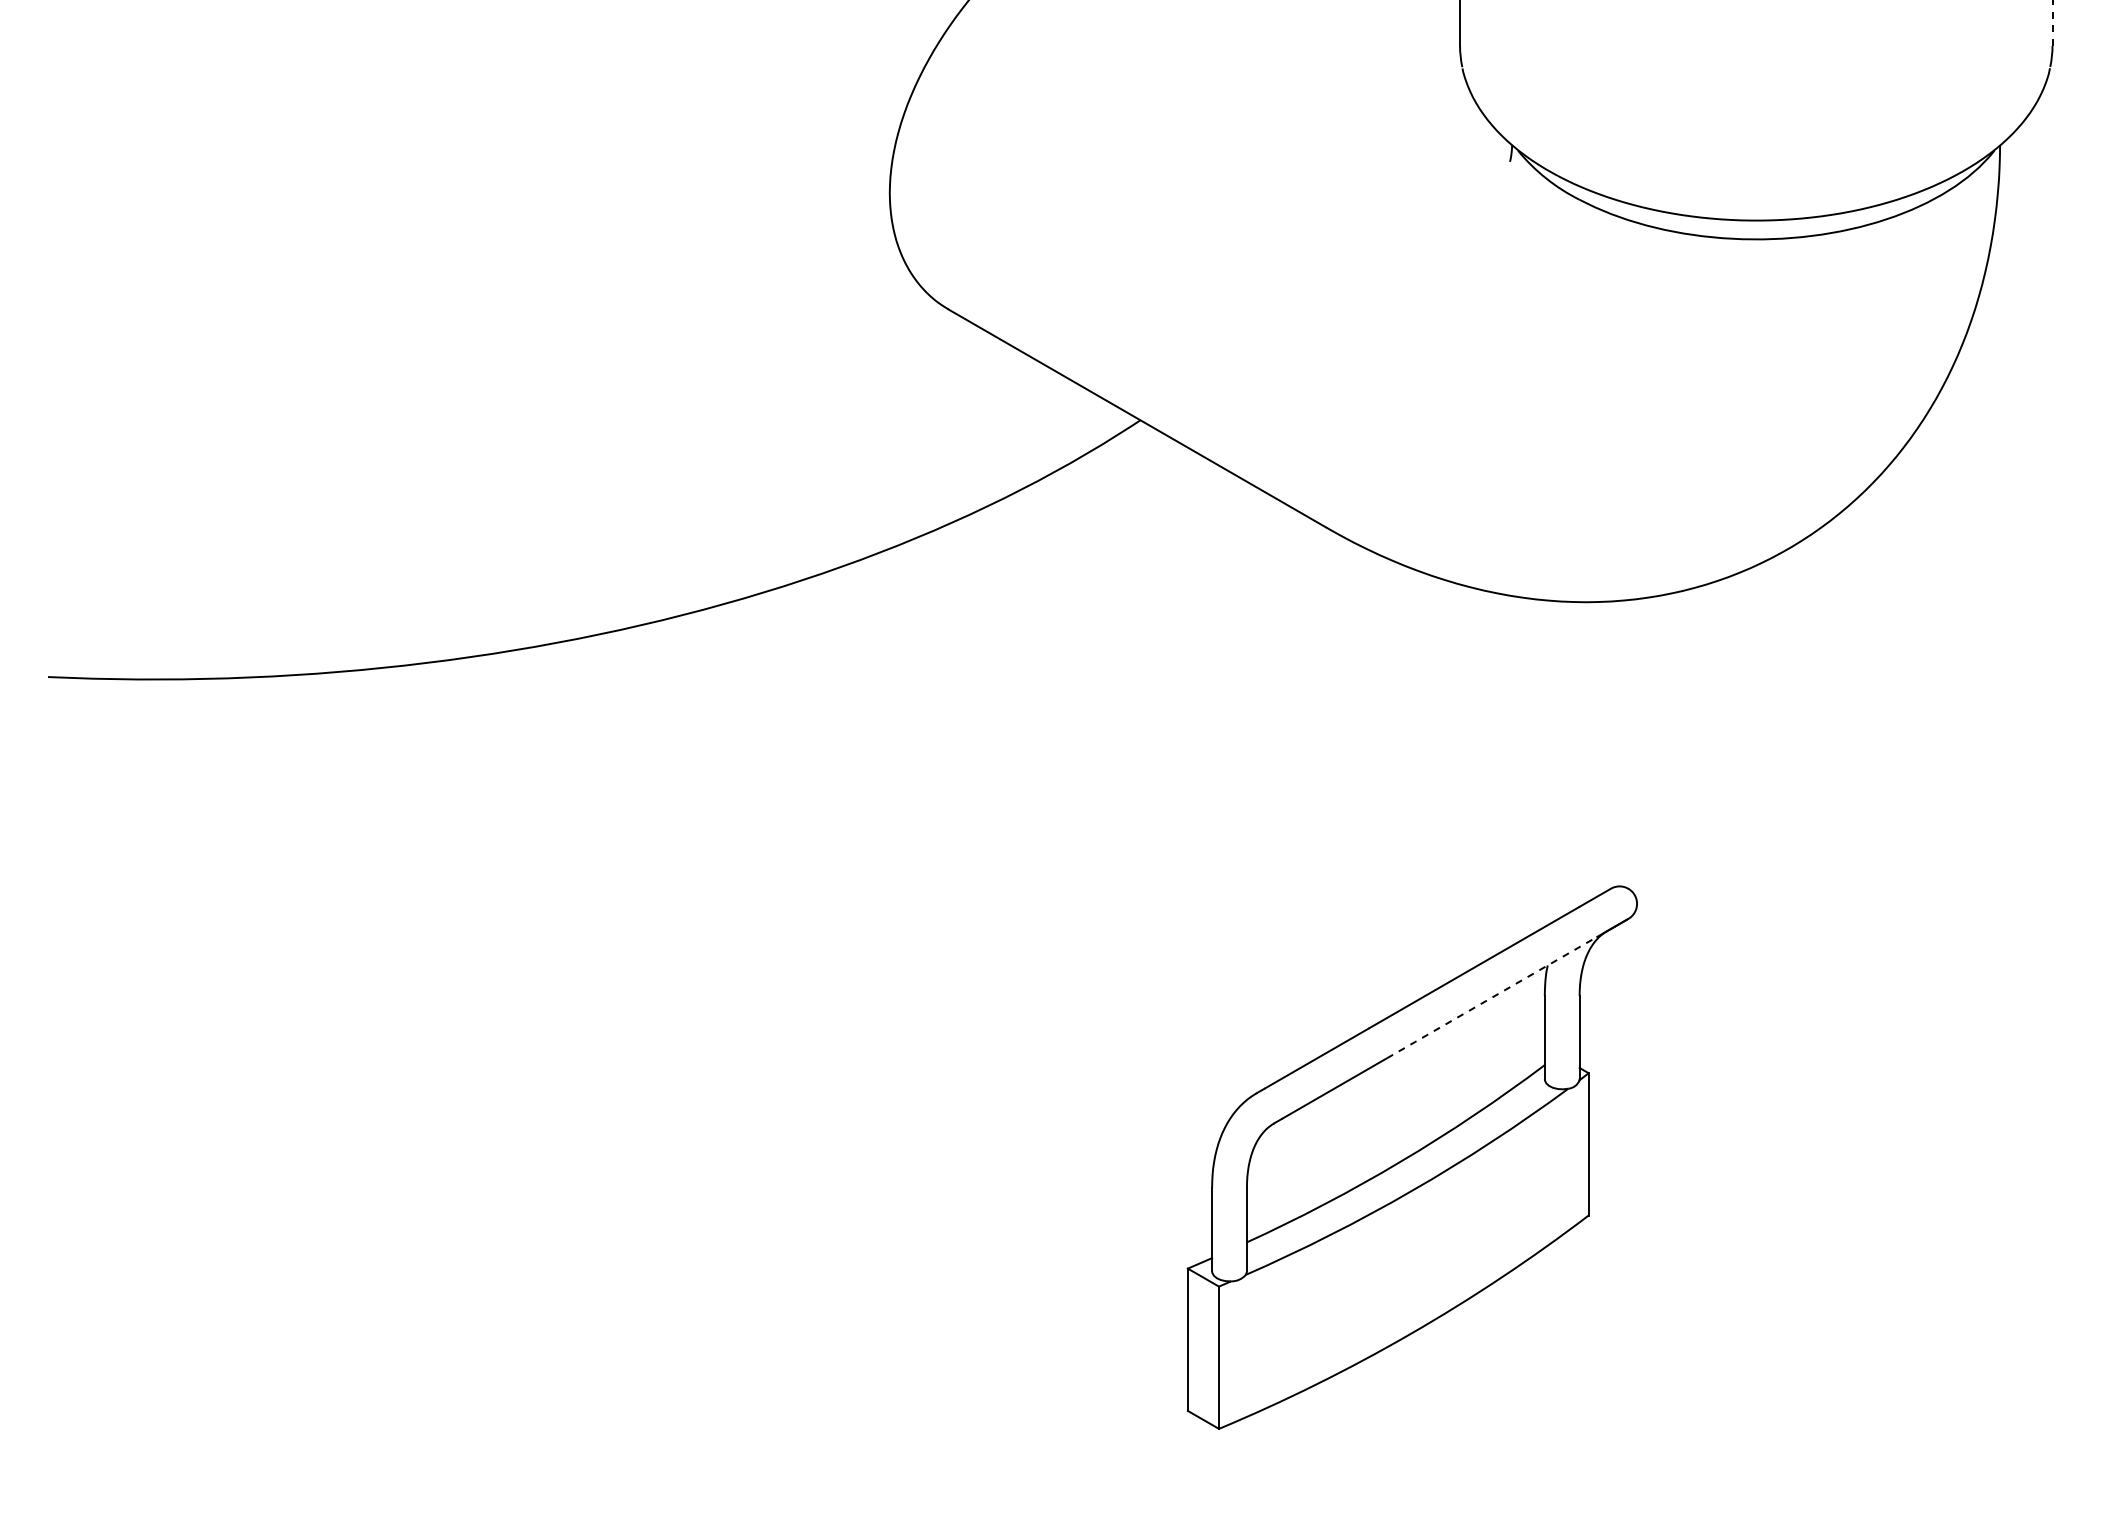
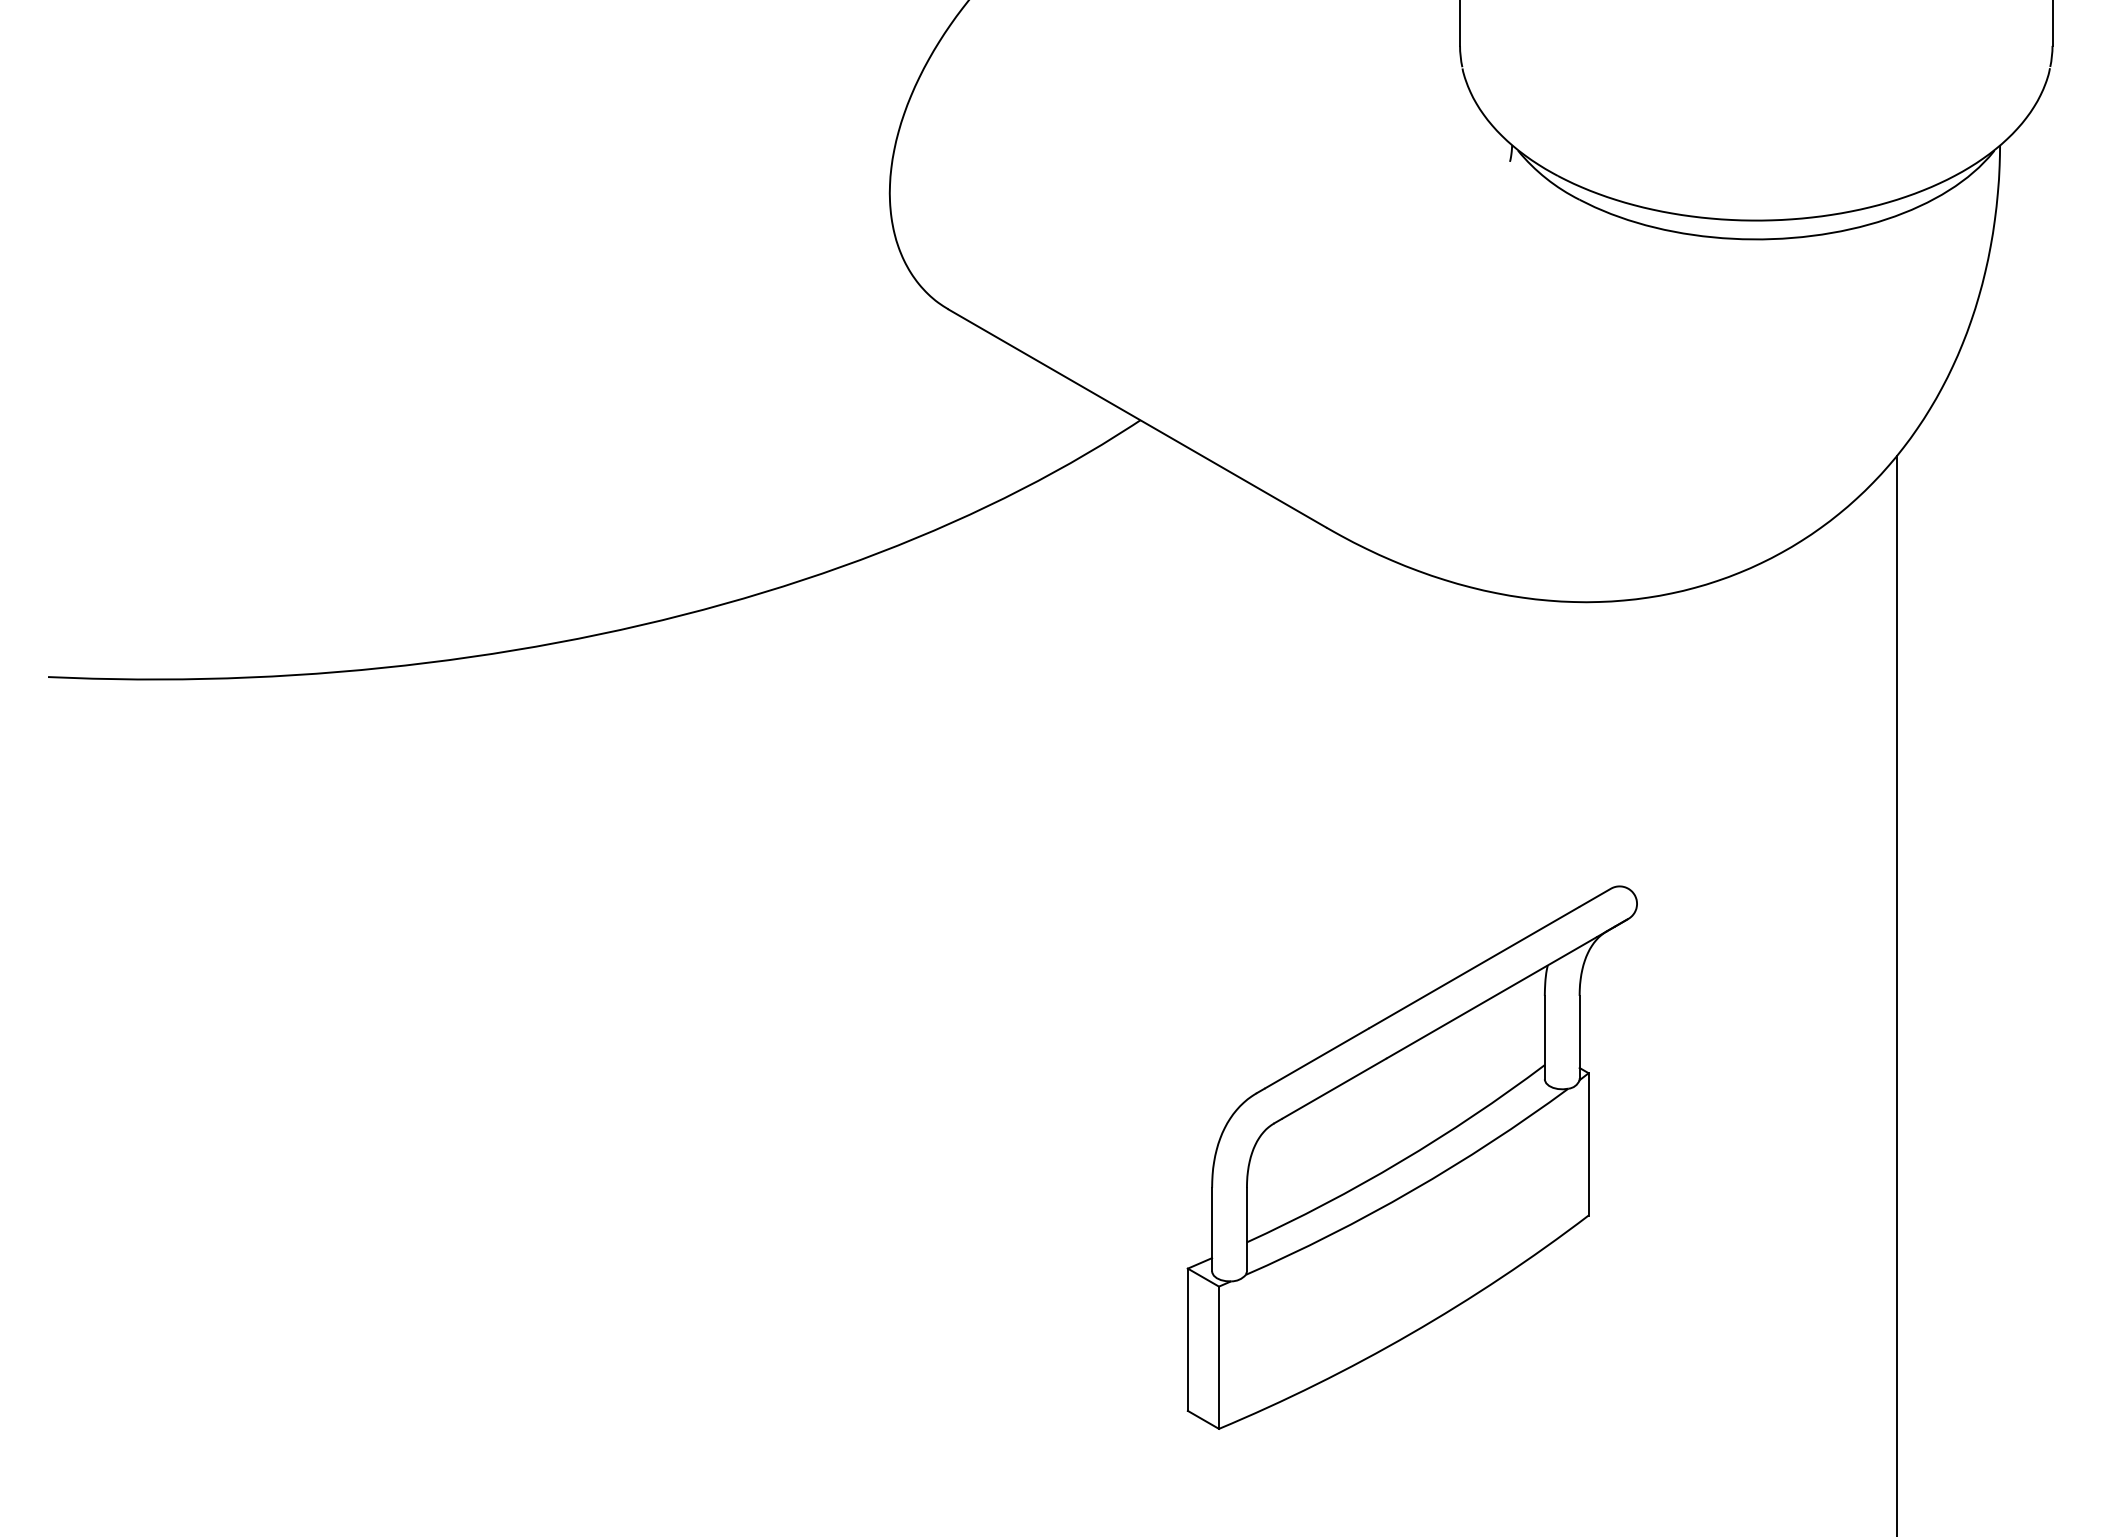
line: dashed -> solid (2052, 22)
line: none -> present (1897, 994)
line: dashed -> solid (1491, 997)
